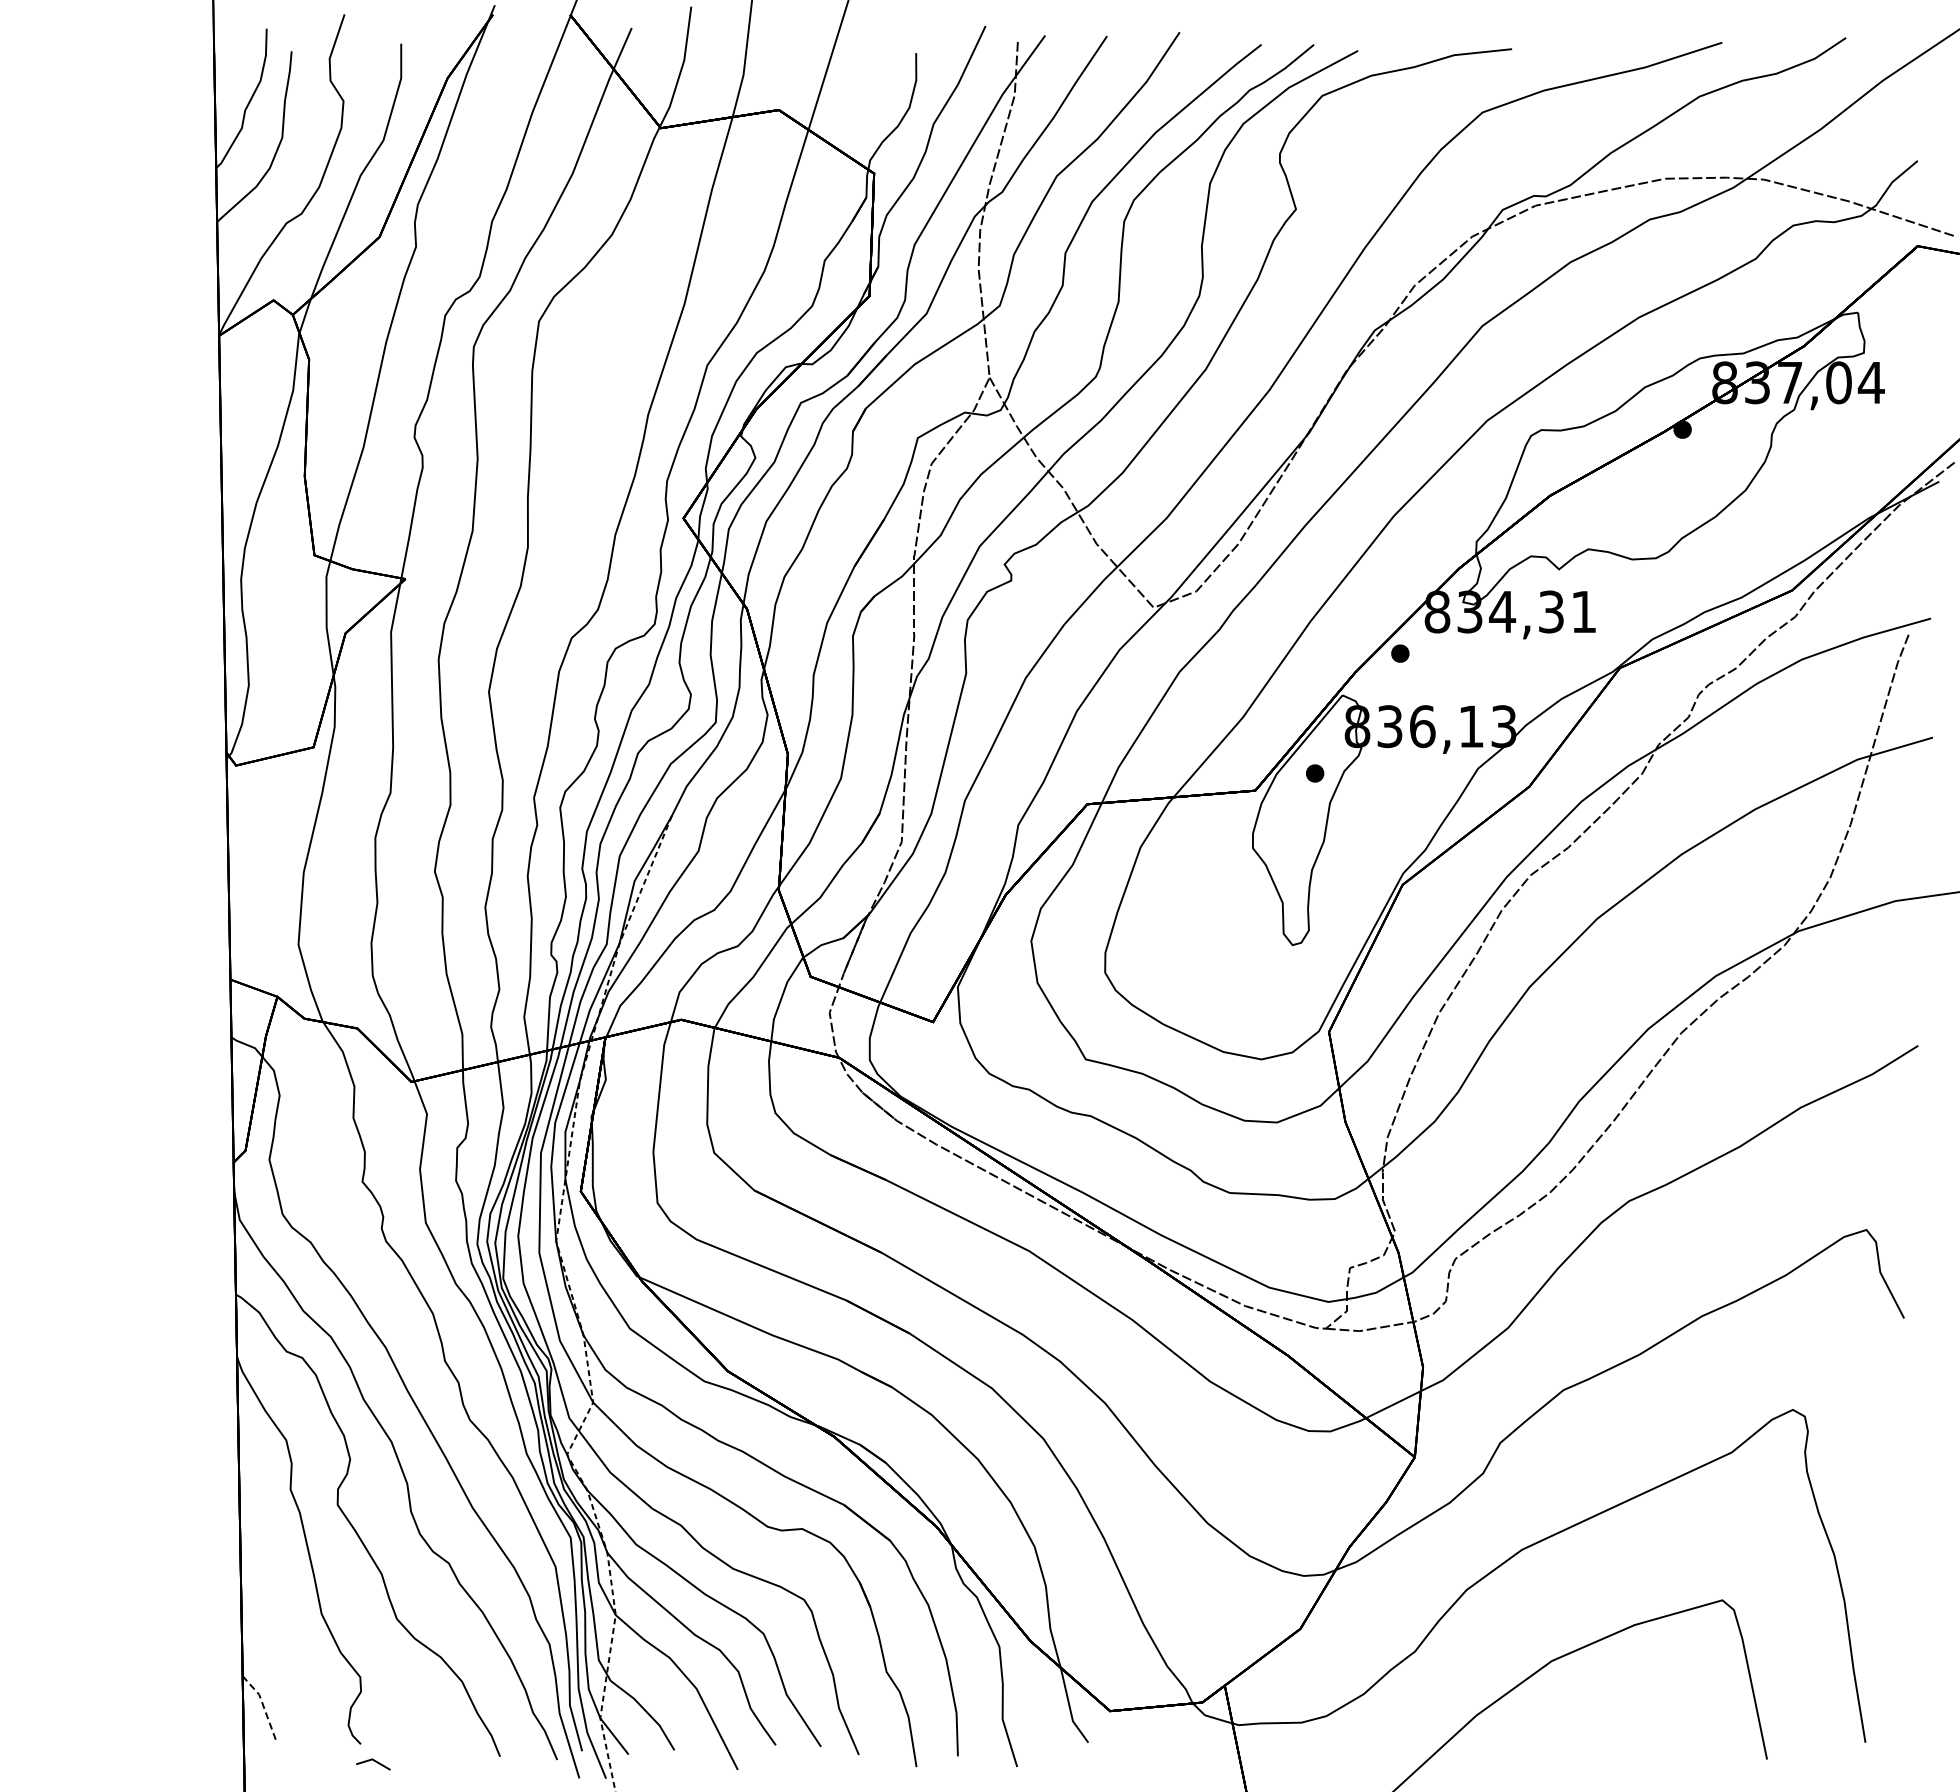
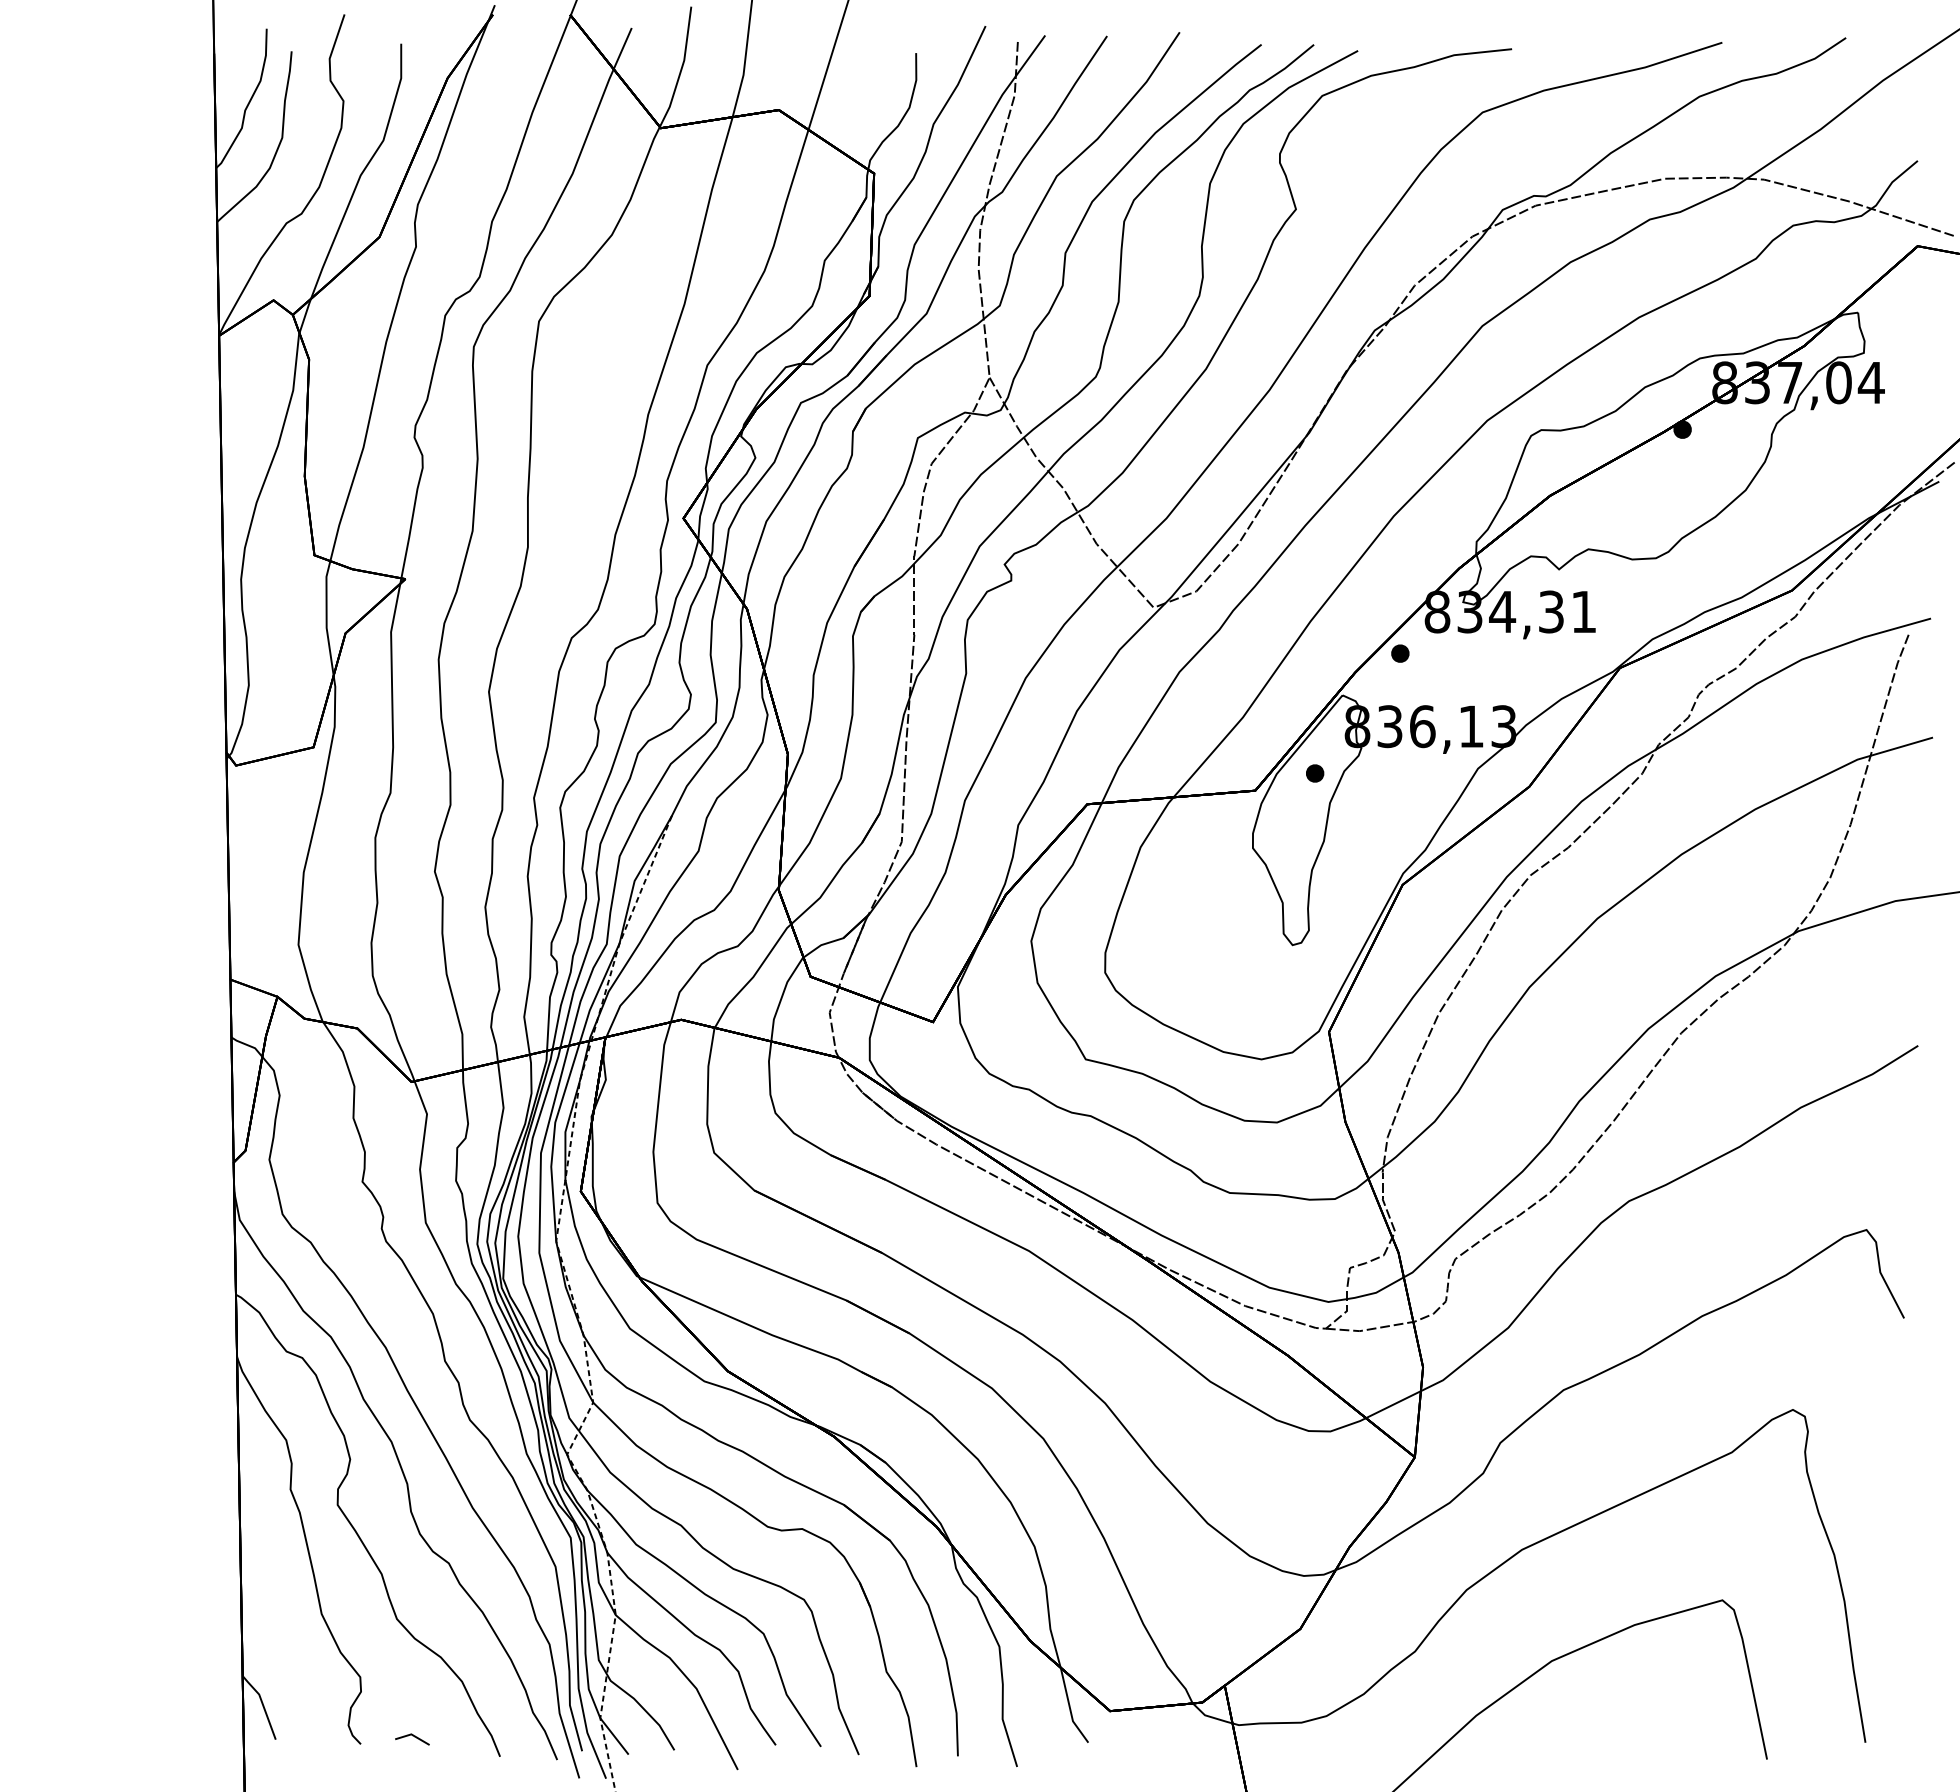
line: dashed -> solid (262, 1704)
line position: (375, 1762) -> (414, 1737) (414, 1737)
